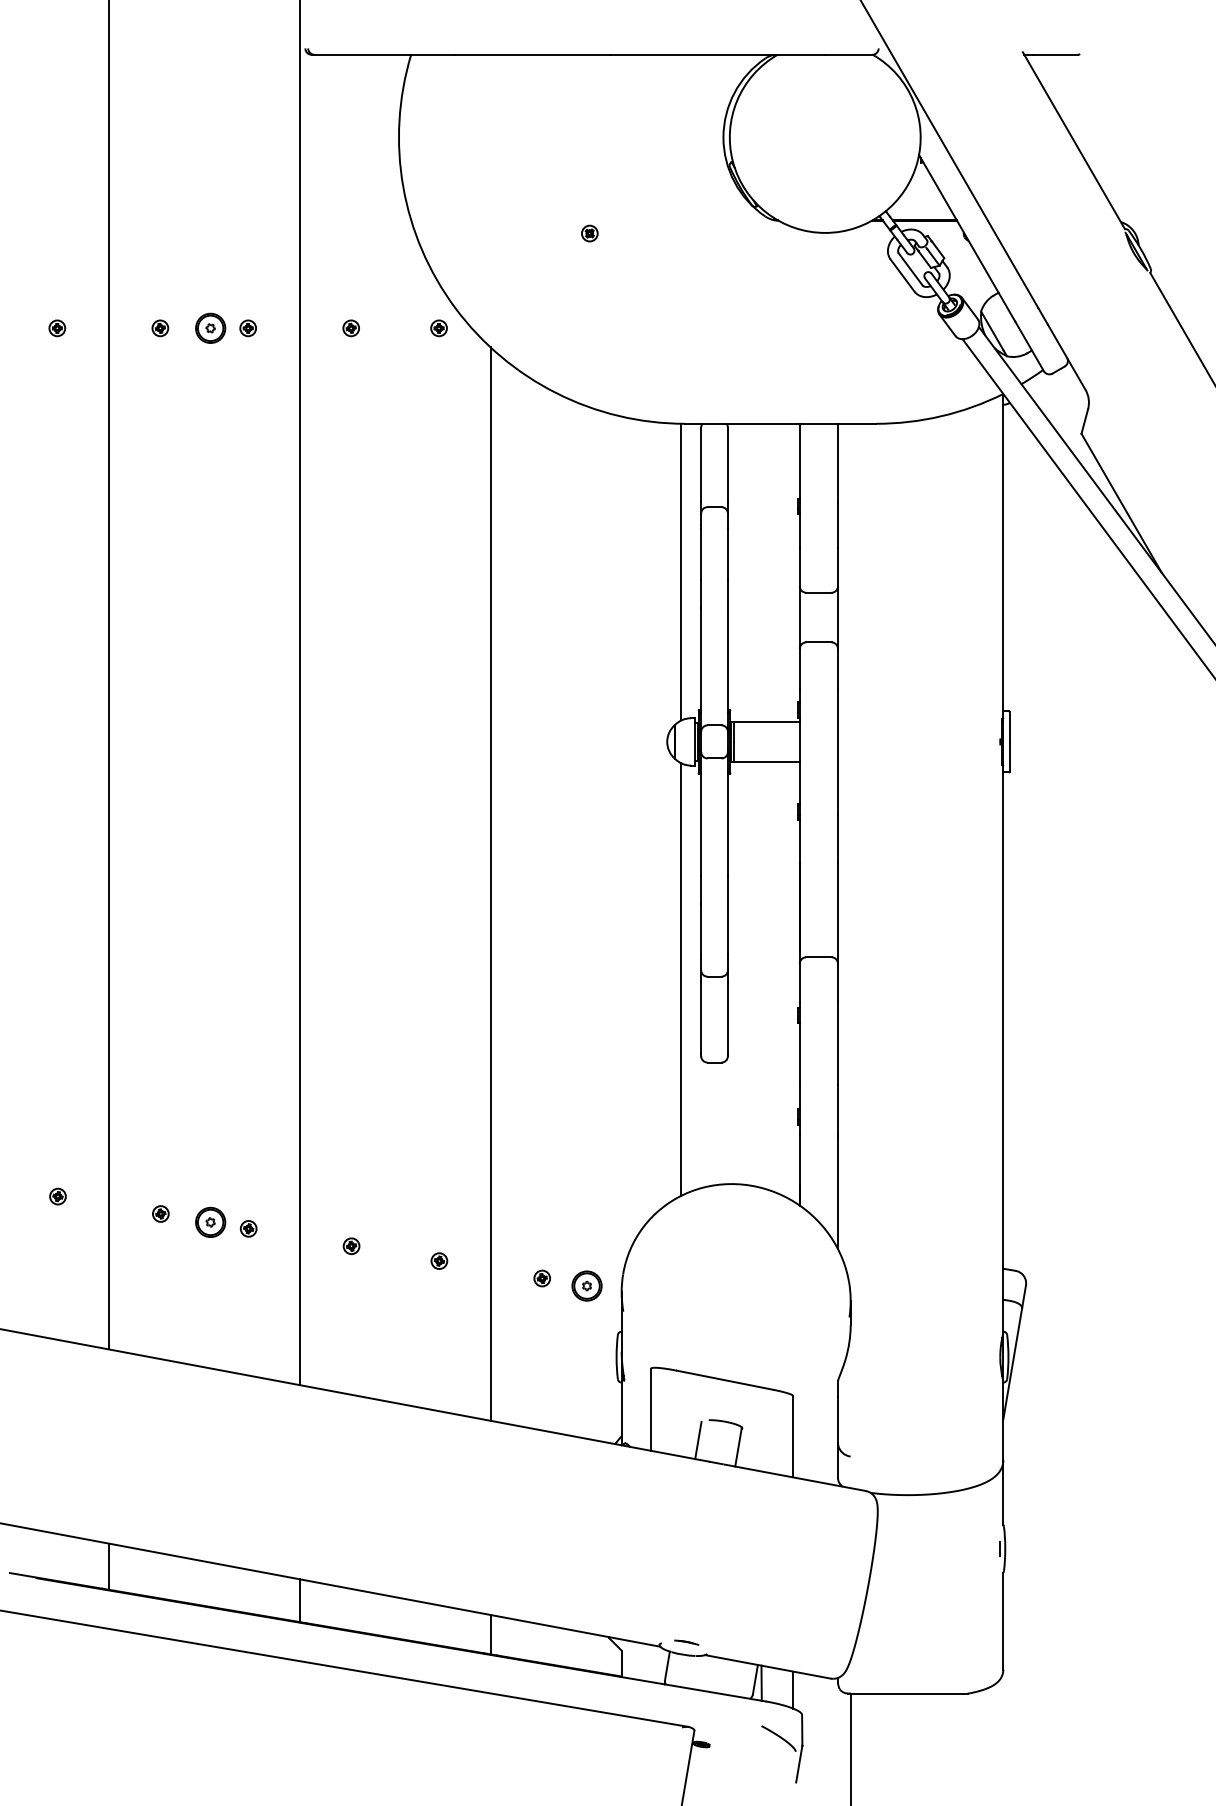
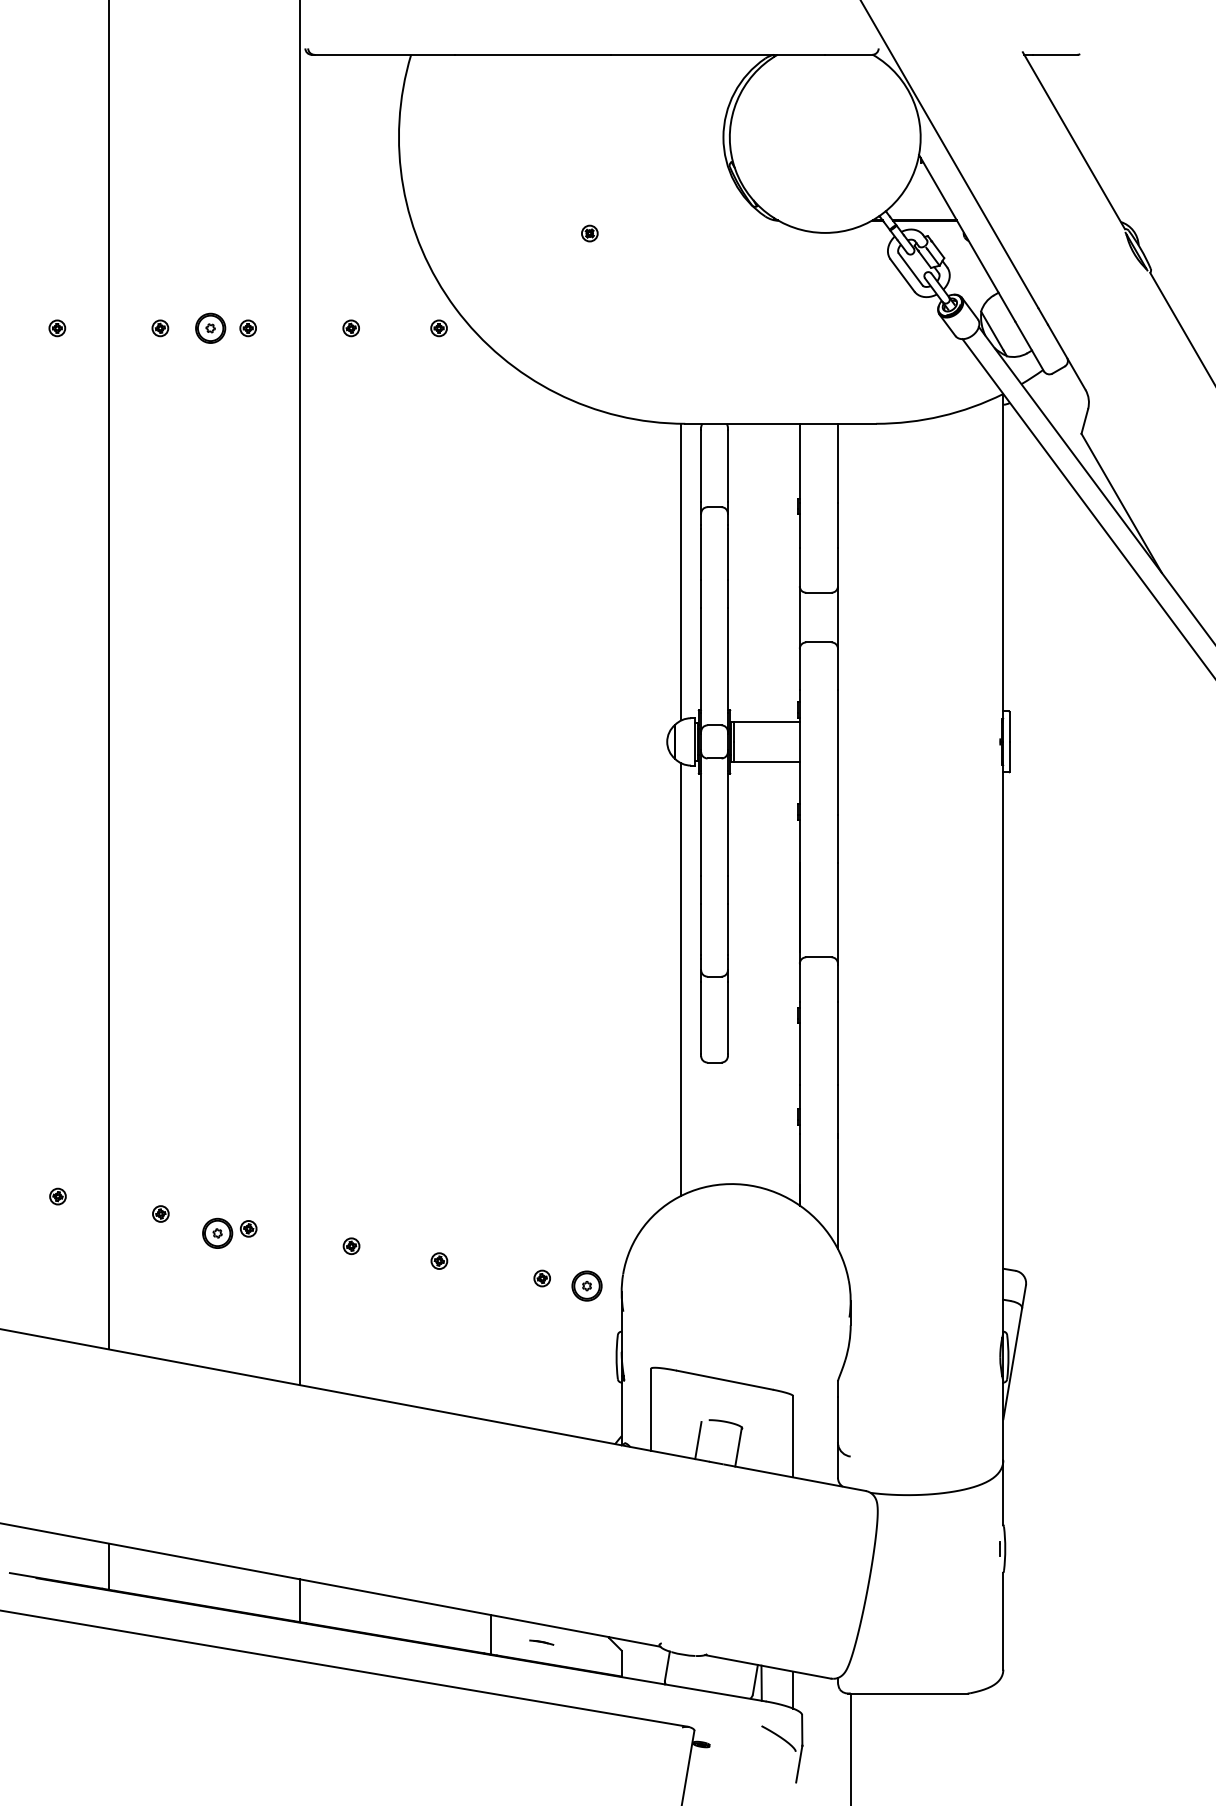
line: present -> none (490, 883)
part position: (210, 1221) -> (217, 1232) (217, 1232)
line position: (686, 1642) -> (541, 1642) (541, 1642)
